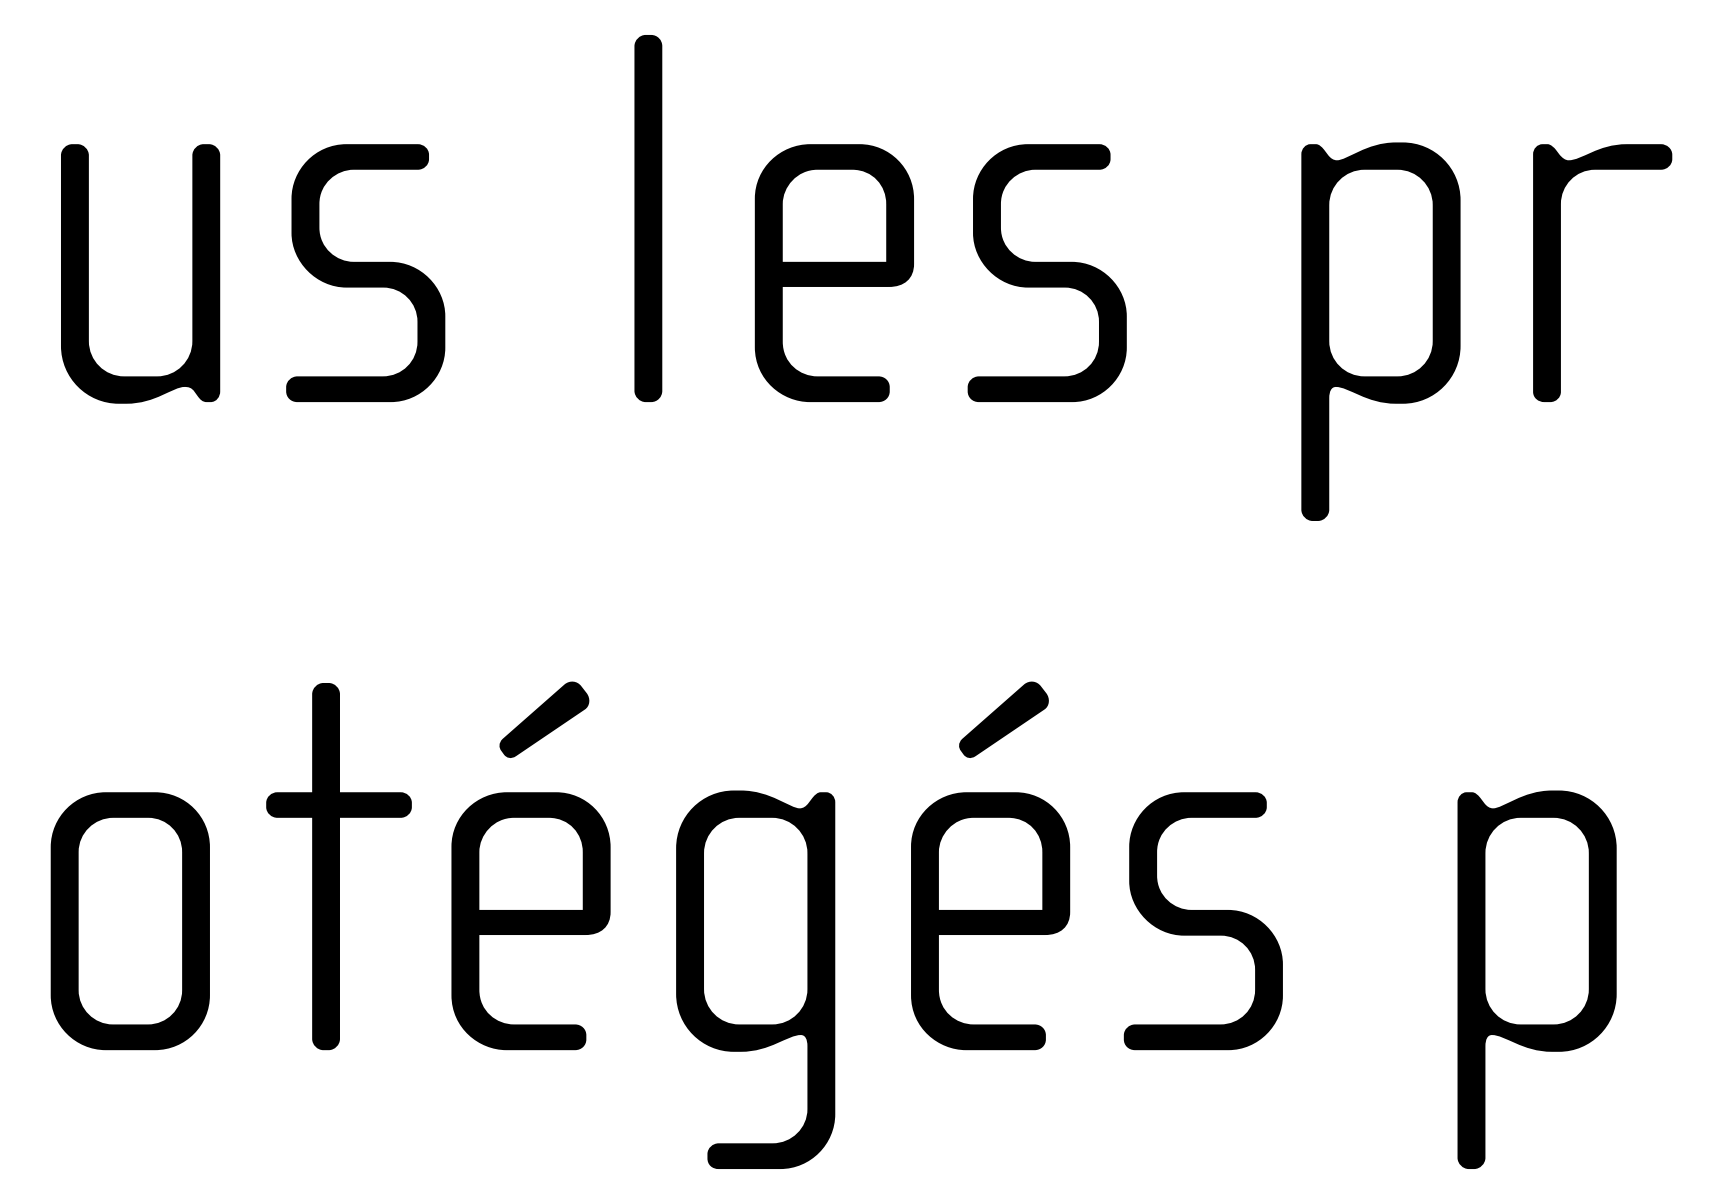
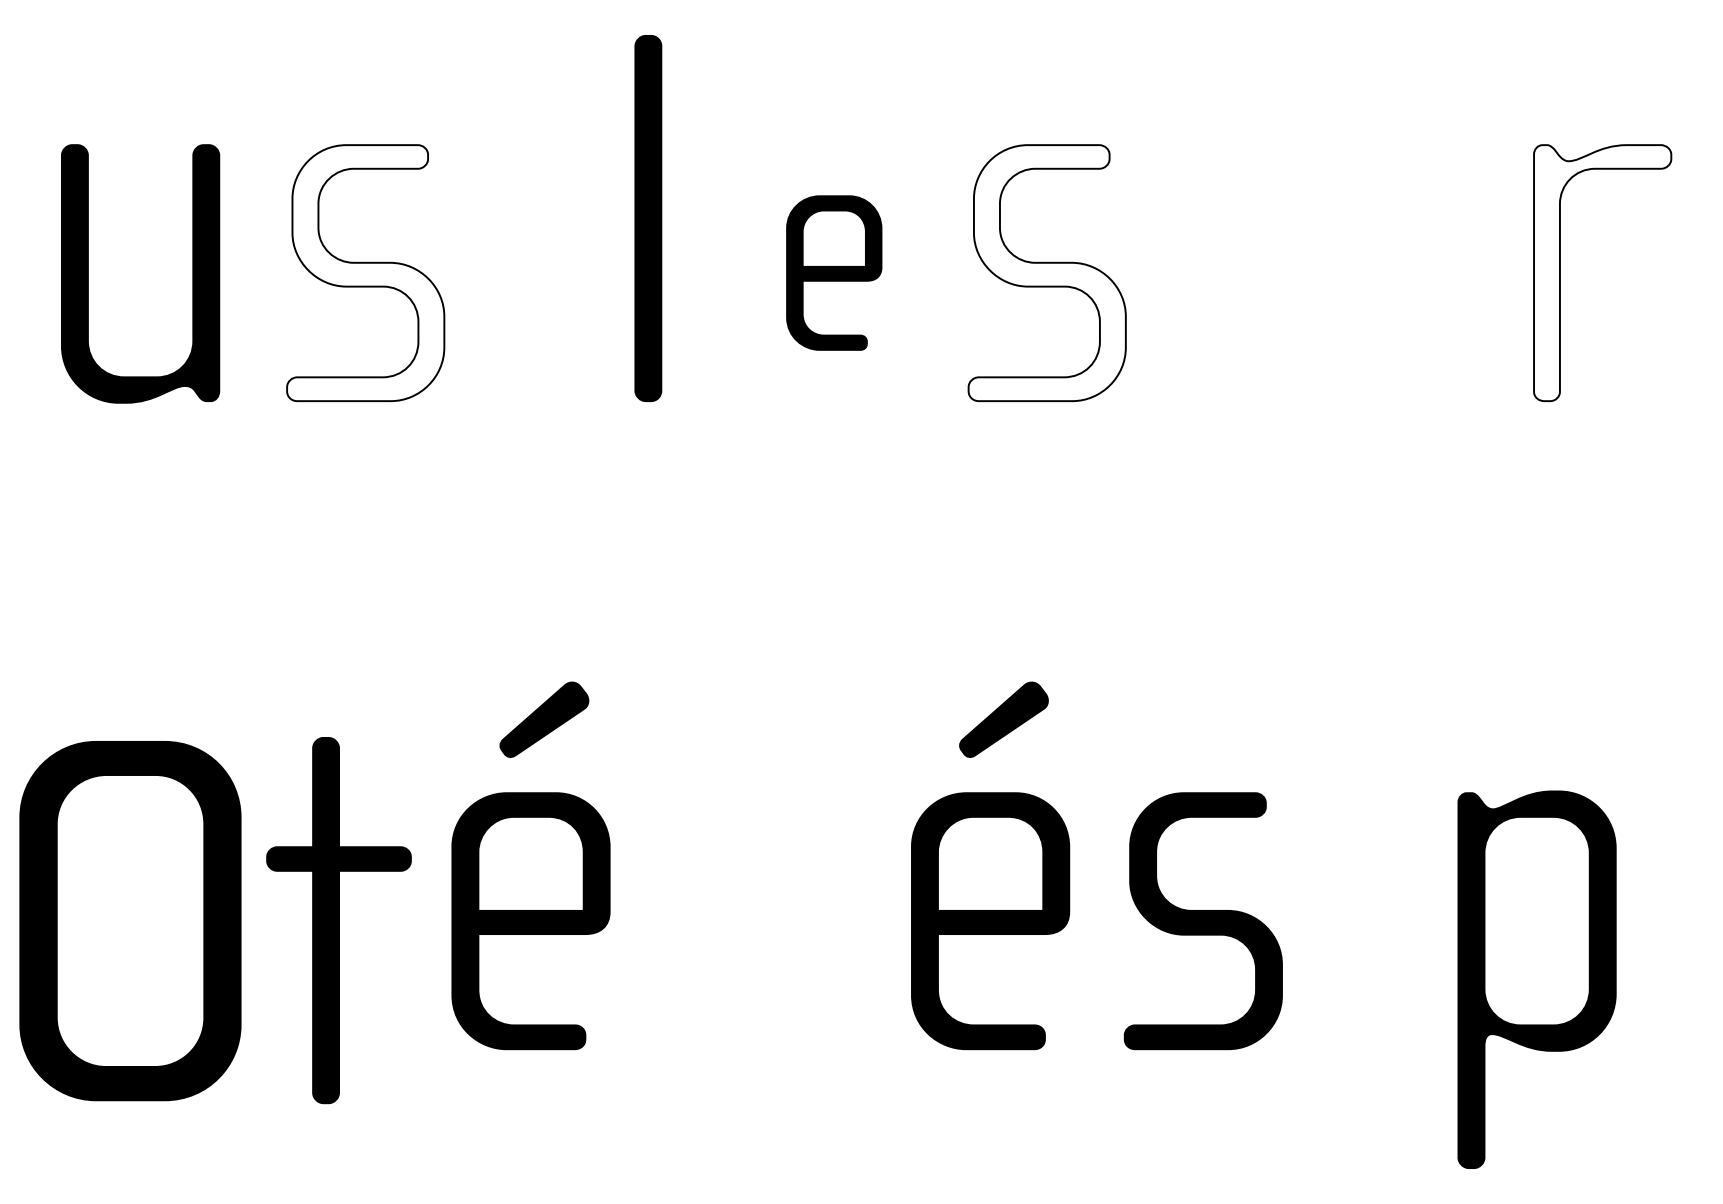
part size: 160x258 px -> 97x156 px (834, 272)
fill: present -> none (365, 273)
fill: present -> none (1046, 273)
fill: present -> none (1602, 273)
part: present -> none (1380, 331)
part position: (338, 866) -> (338, 920) (338, 920)
part size: 160x259 px -> 223x361 px (130, 921)
part: present -> none (755, 979)
